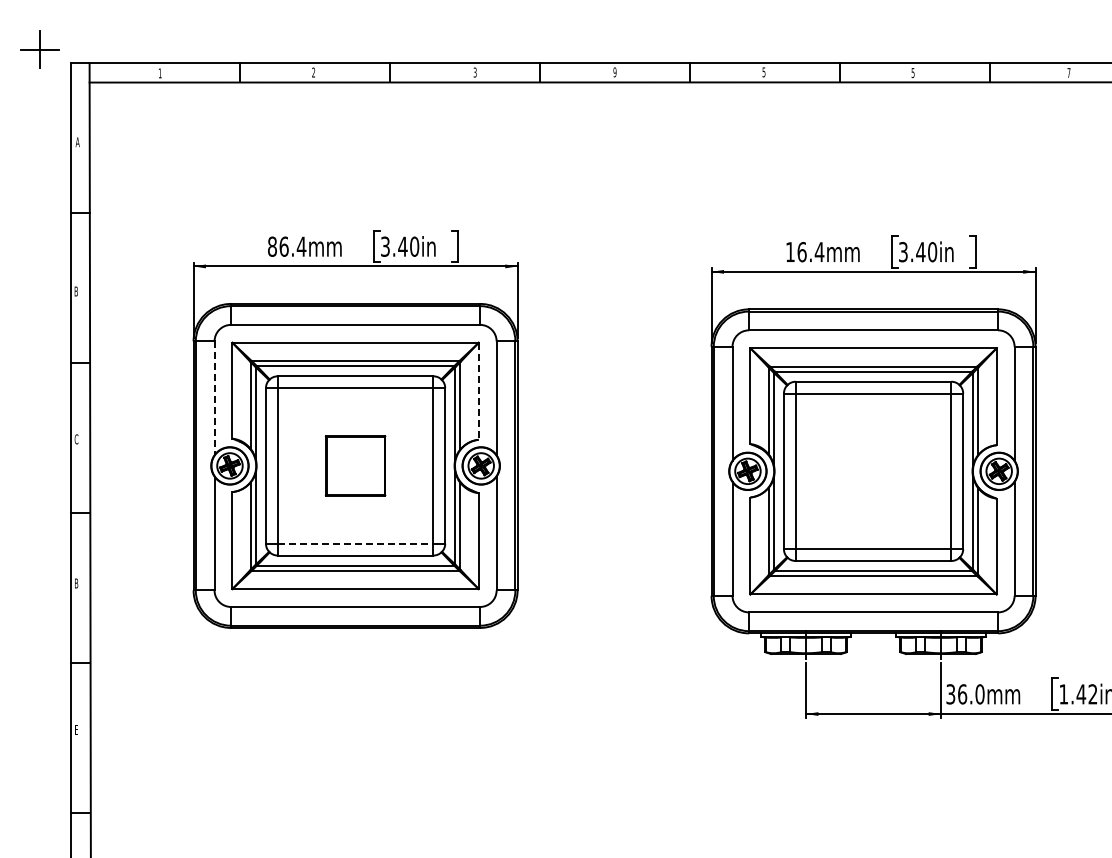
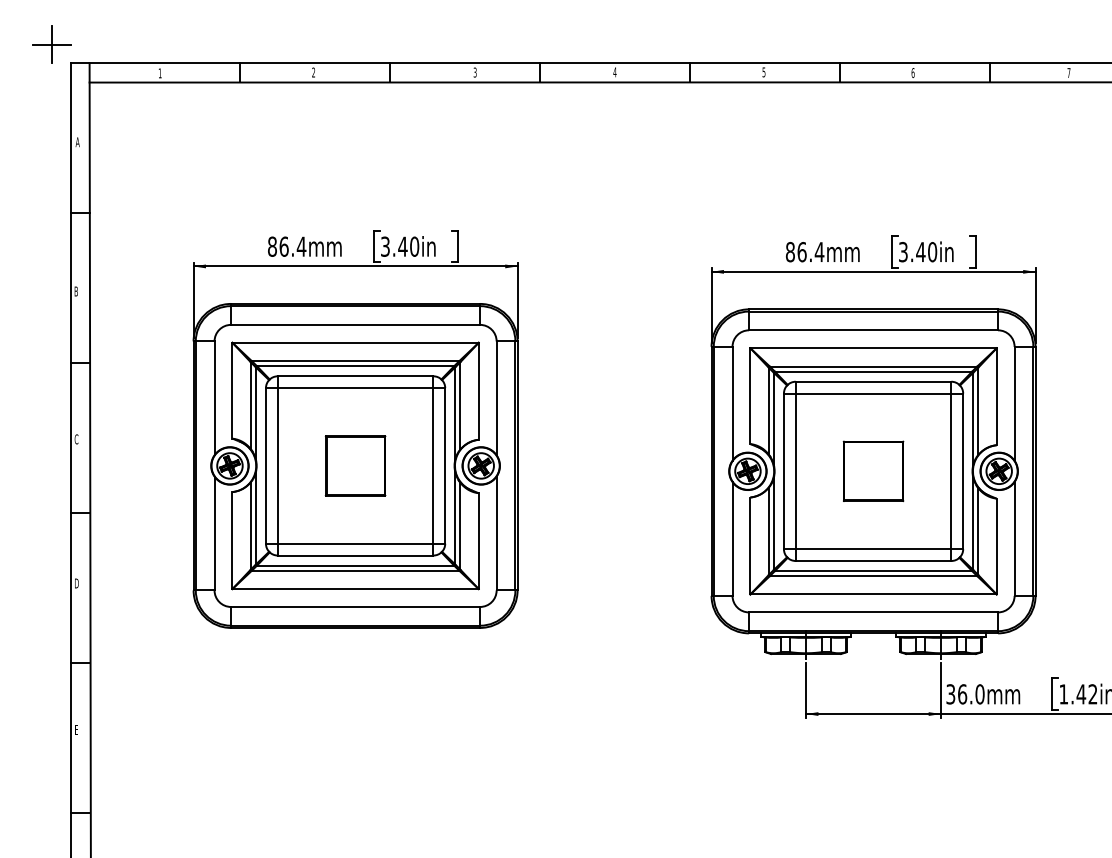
part position: (39, 49) -> (51, 44) (51, 44)
text: 9 -> 4 (614, 72)
text: 5 -> 6 (912, 73)
text: 16.4mm -> 86.4mm (789, 251)
line: dashed -> solid (478, 391)
line: dashed -> solid (214, 398)
part: none -> present (873, 470)
line: dashed -> solid (355, 543)
text: B -> D (76, 583)
